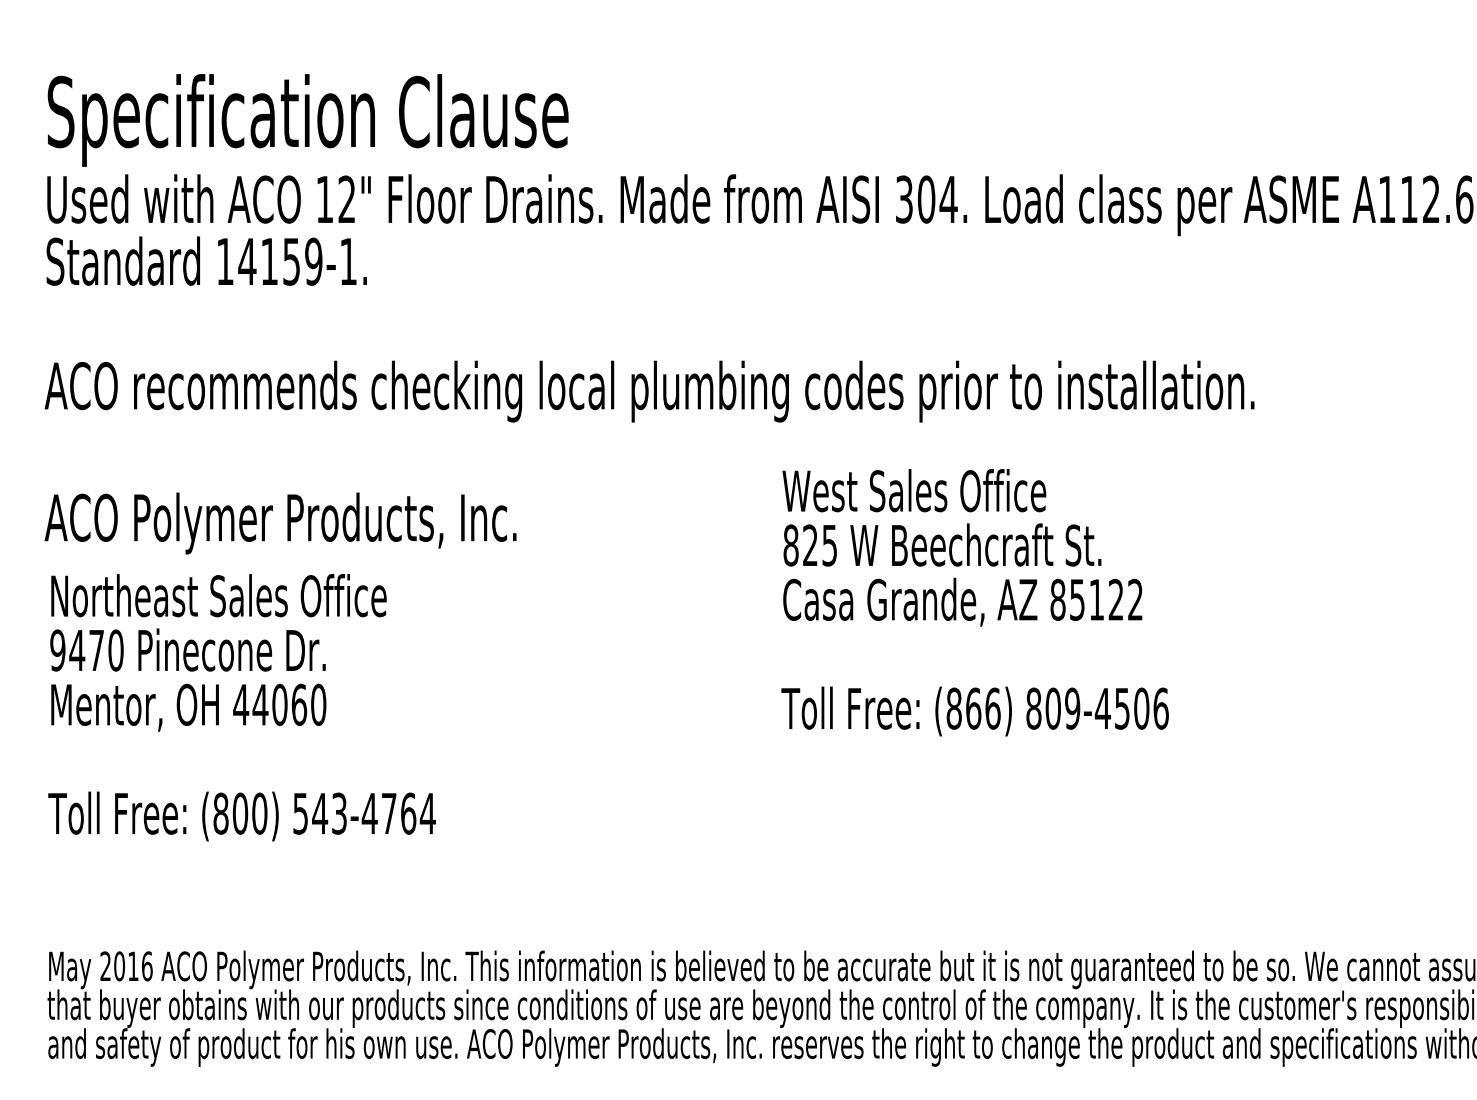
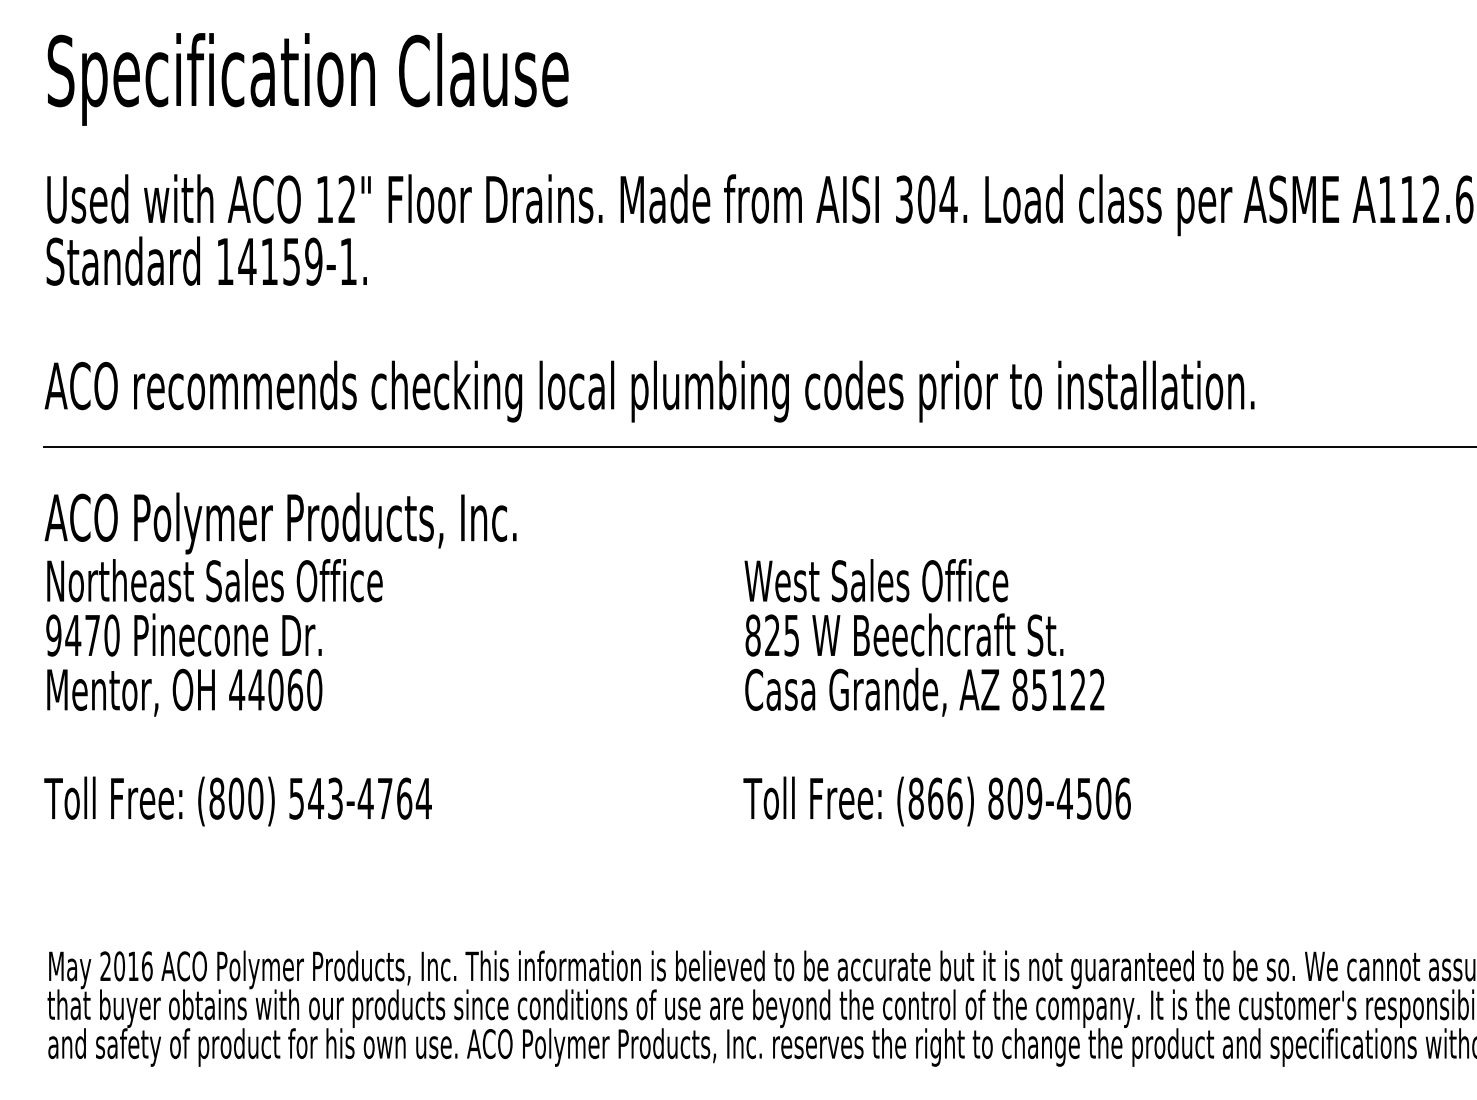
text position: (307, 120) -> (307, 79) (307, 79)
line: none -> present (758, 447)
text position: (974, 602) -> (936, 692) (936, 692)
text position: (241, 707) -> (237, 692) (237, 692)
